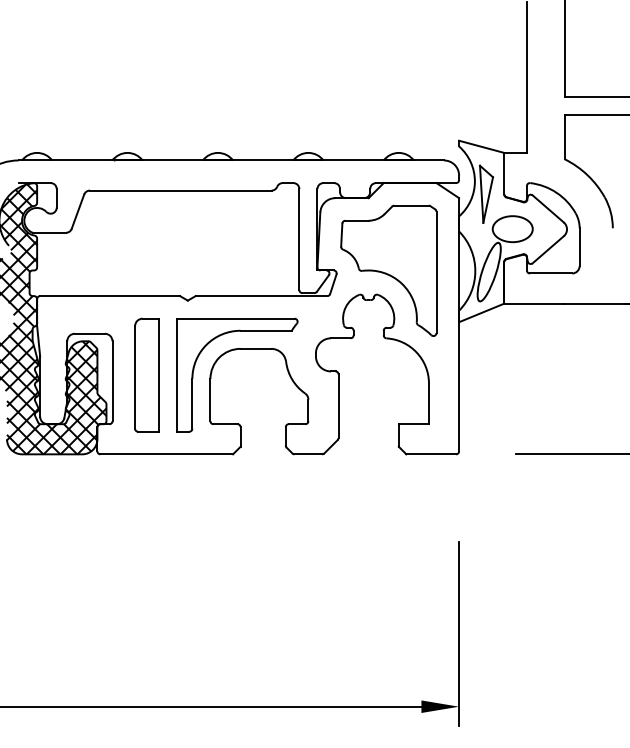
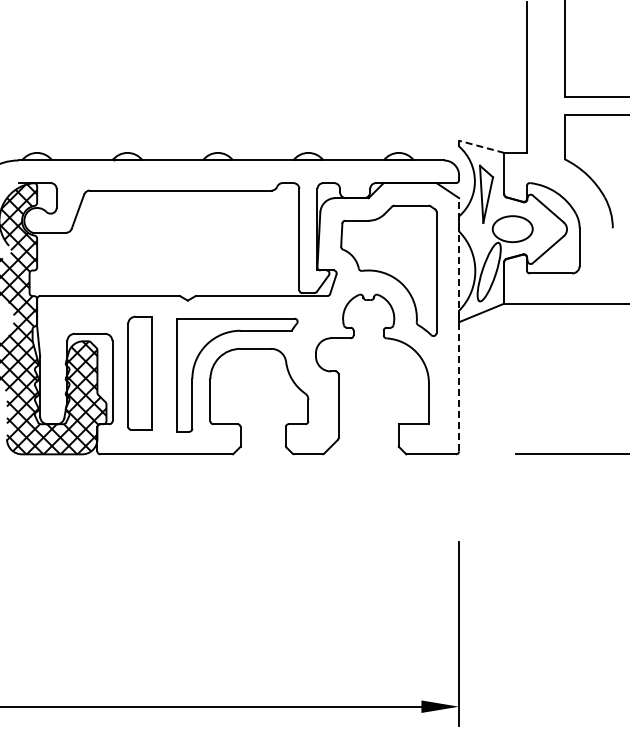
line: solid -> dashed (481, 146)
line: solid -> dashed (459, 324)
part position: (146, 374) -> (139, 372) (139, 372)
